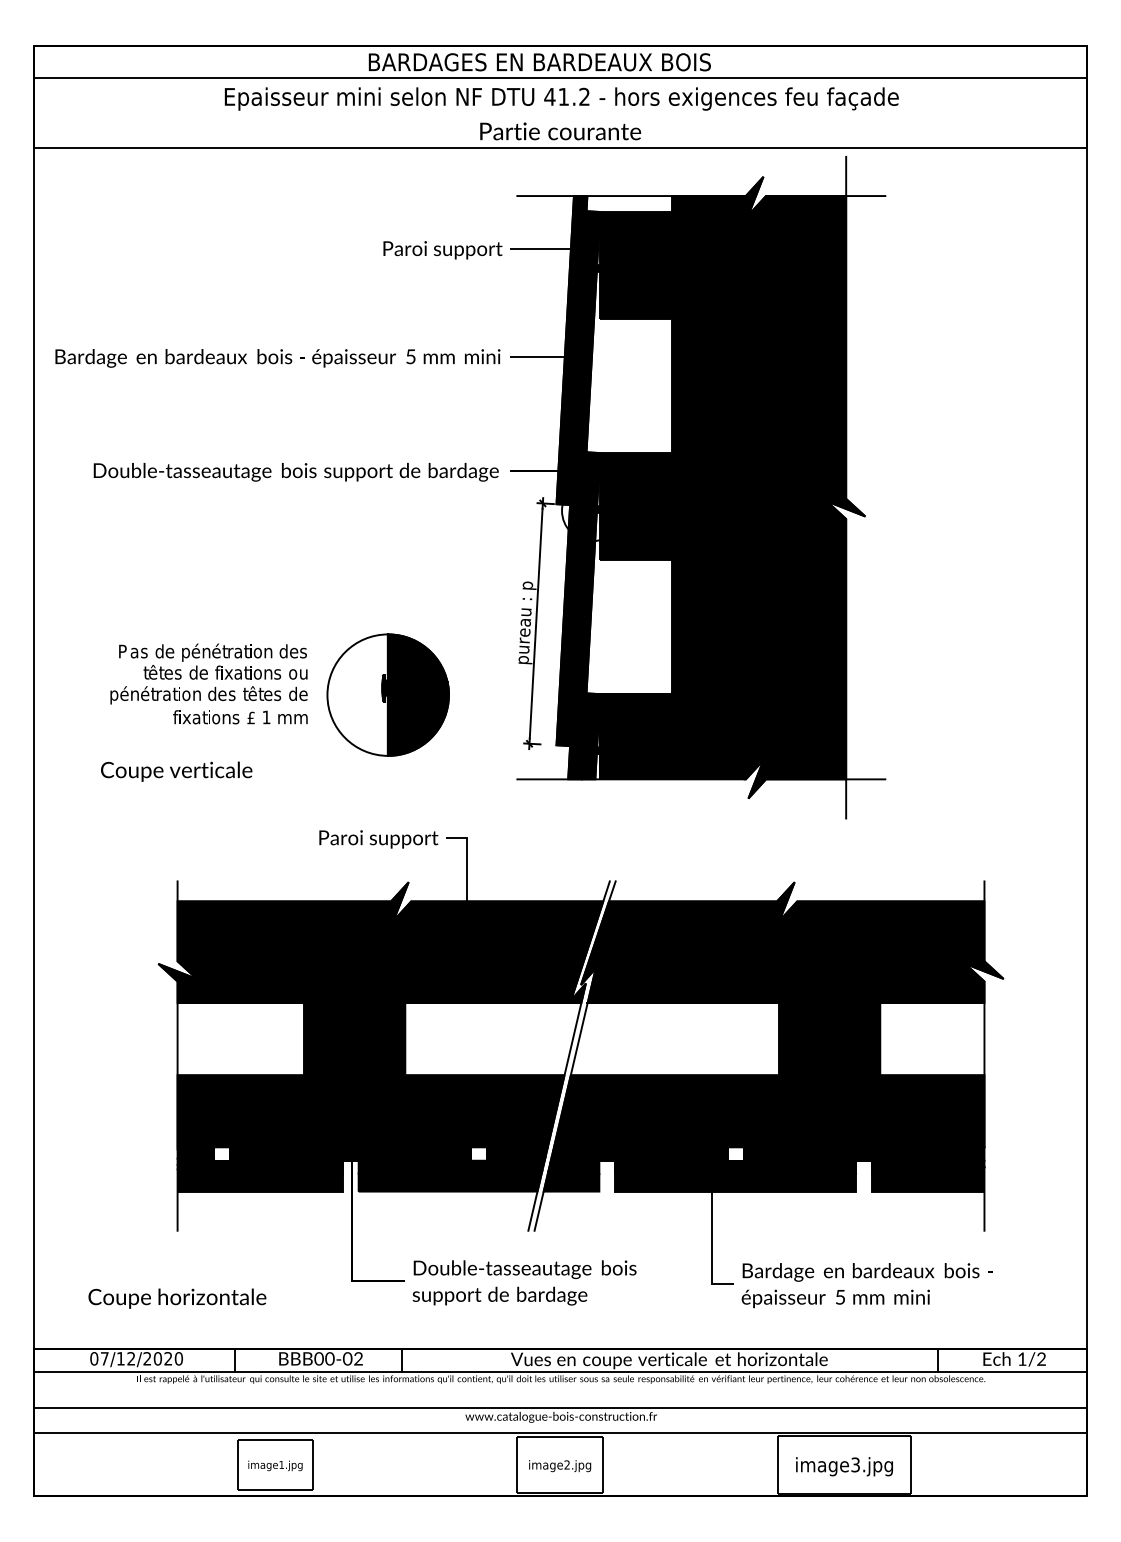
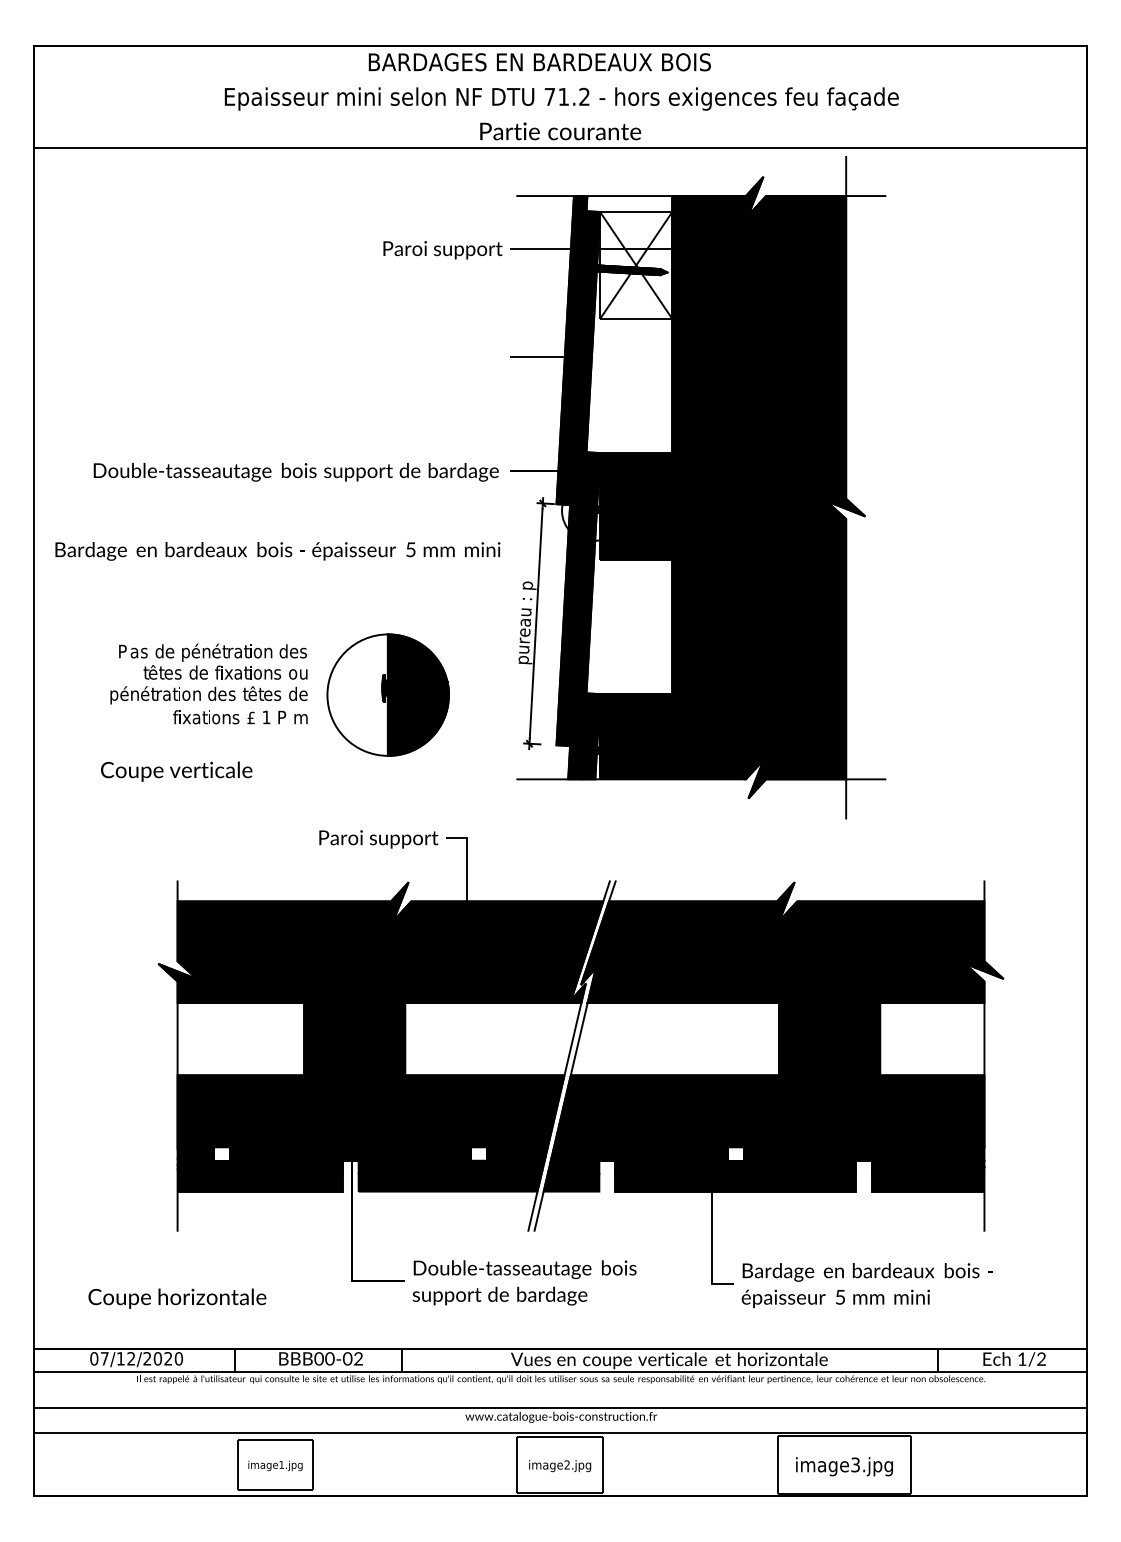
line: present -> none (560, 78)
text: 41.2 -> 71.2 (549, 96)
fill: present -> none (636, 265)
text position: (277, 358) -> (277, 551) (277, 551)
text: m -> P (284, 717)
